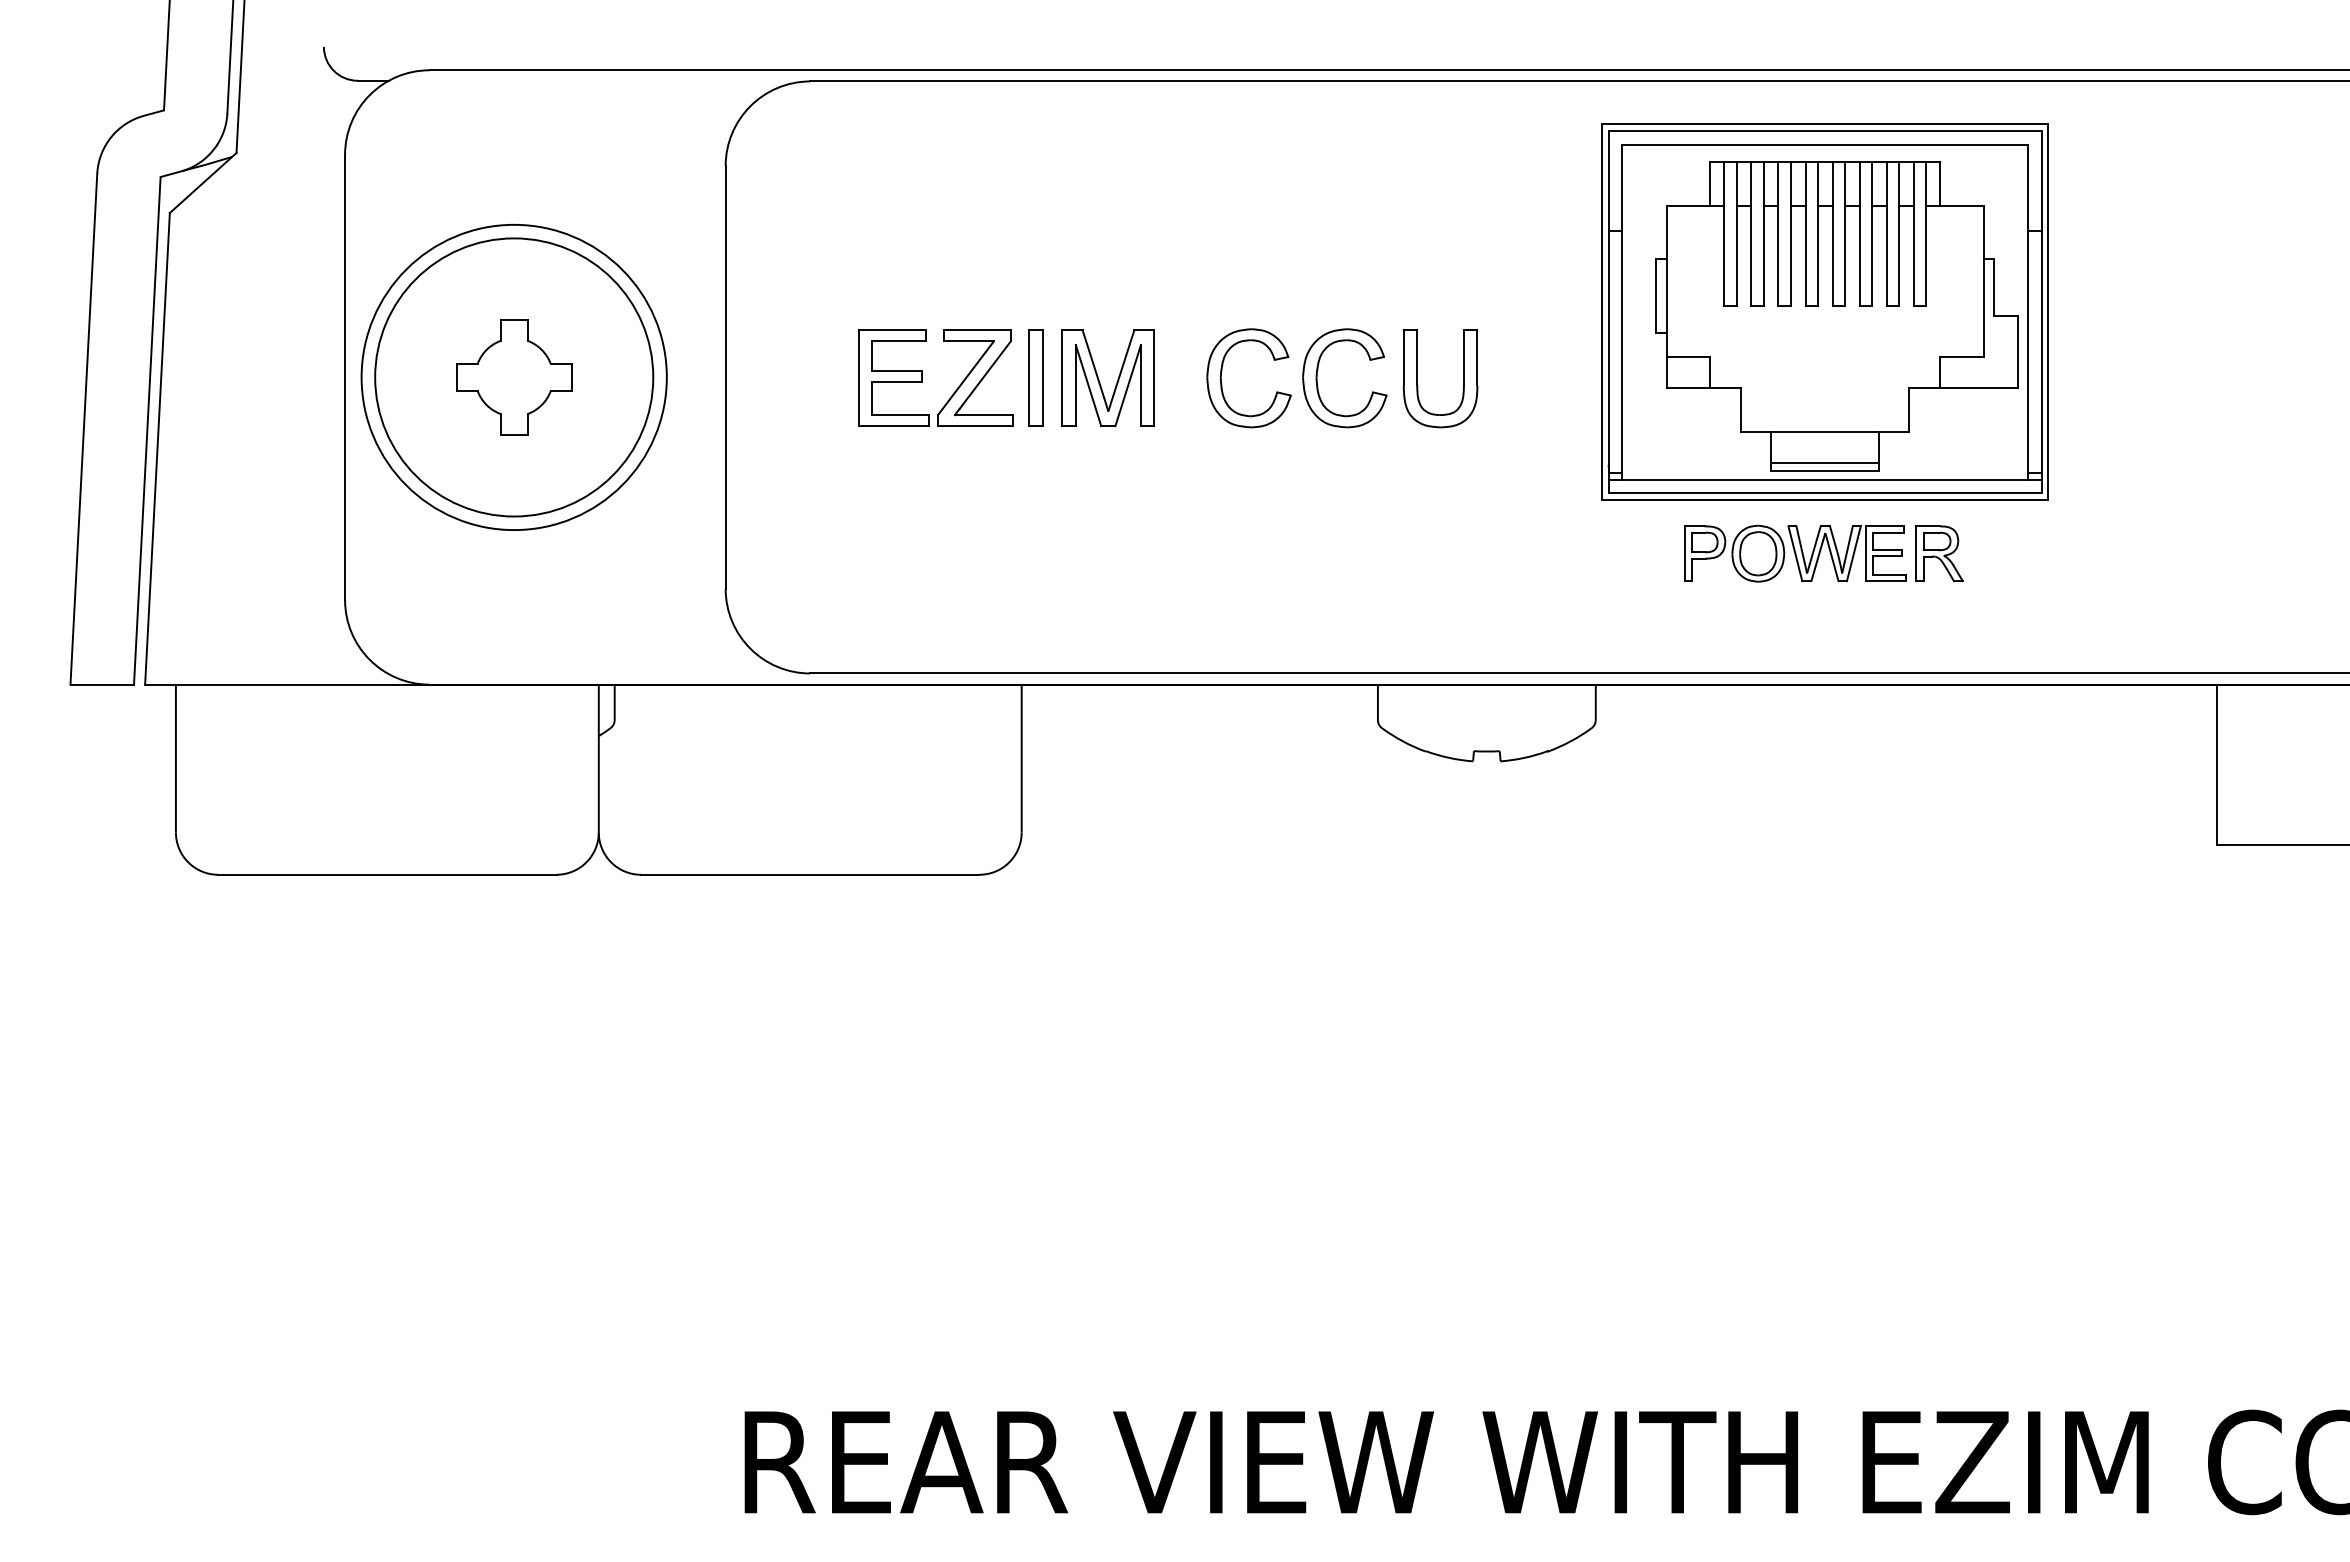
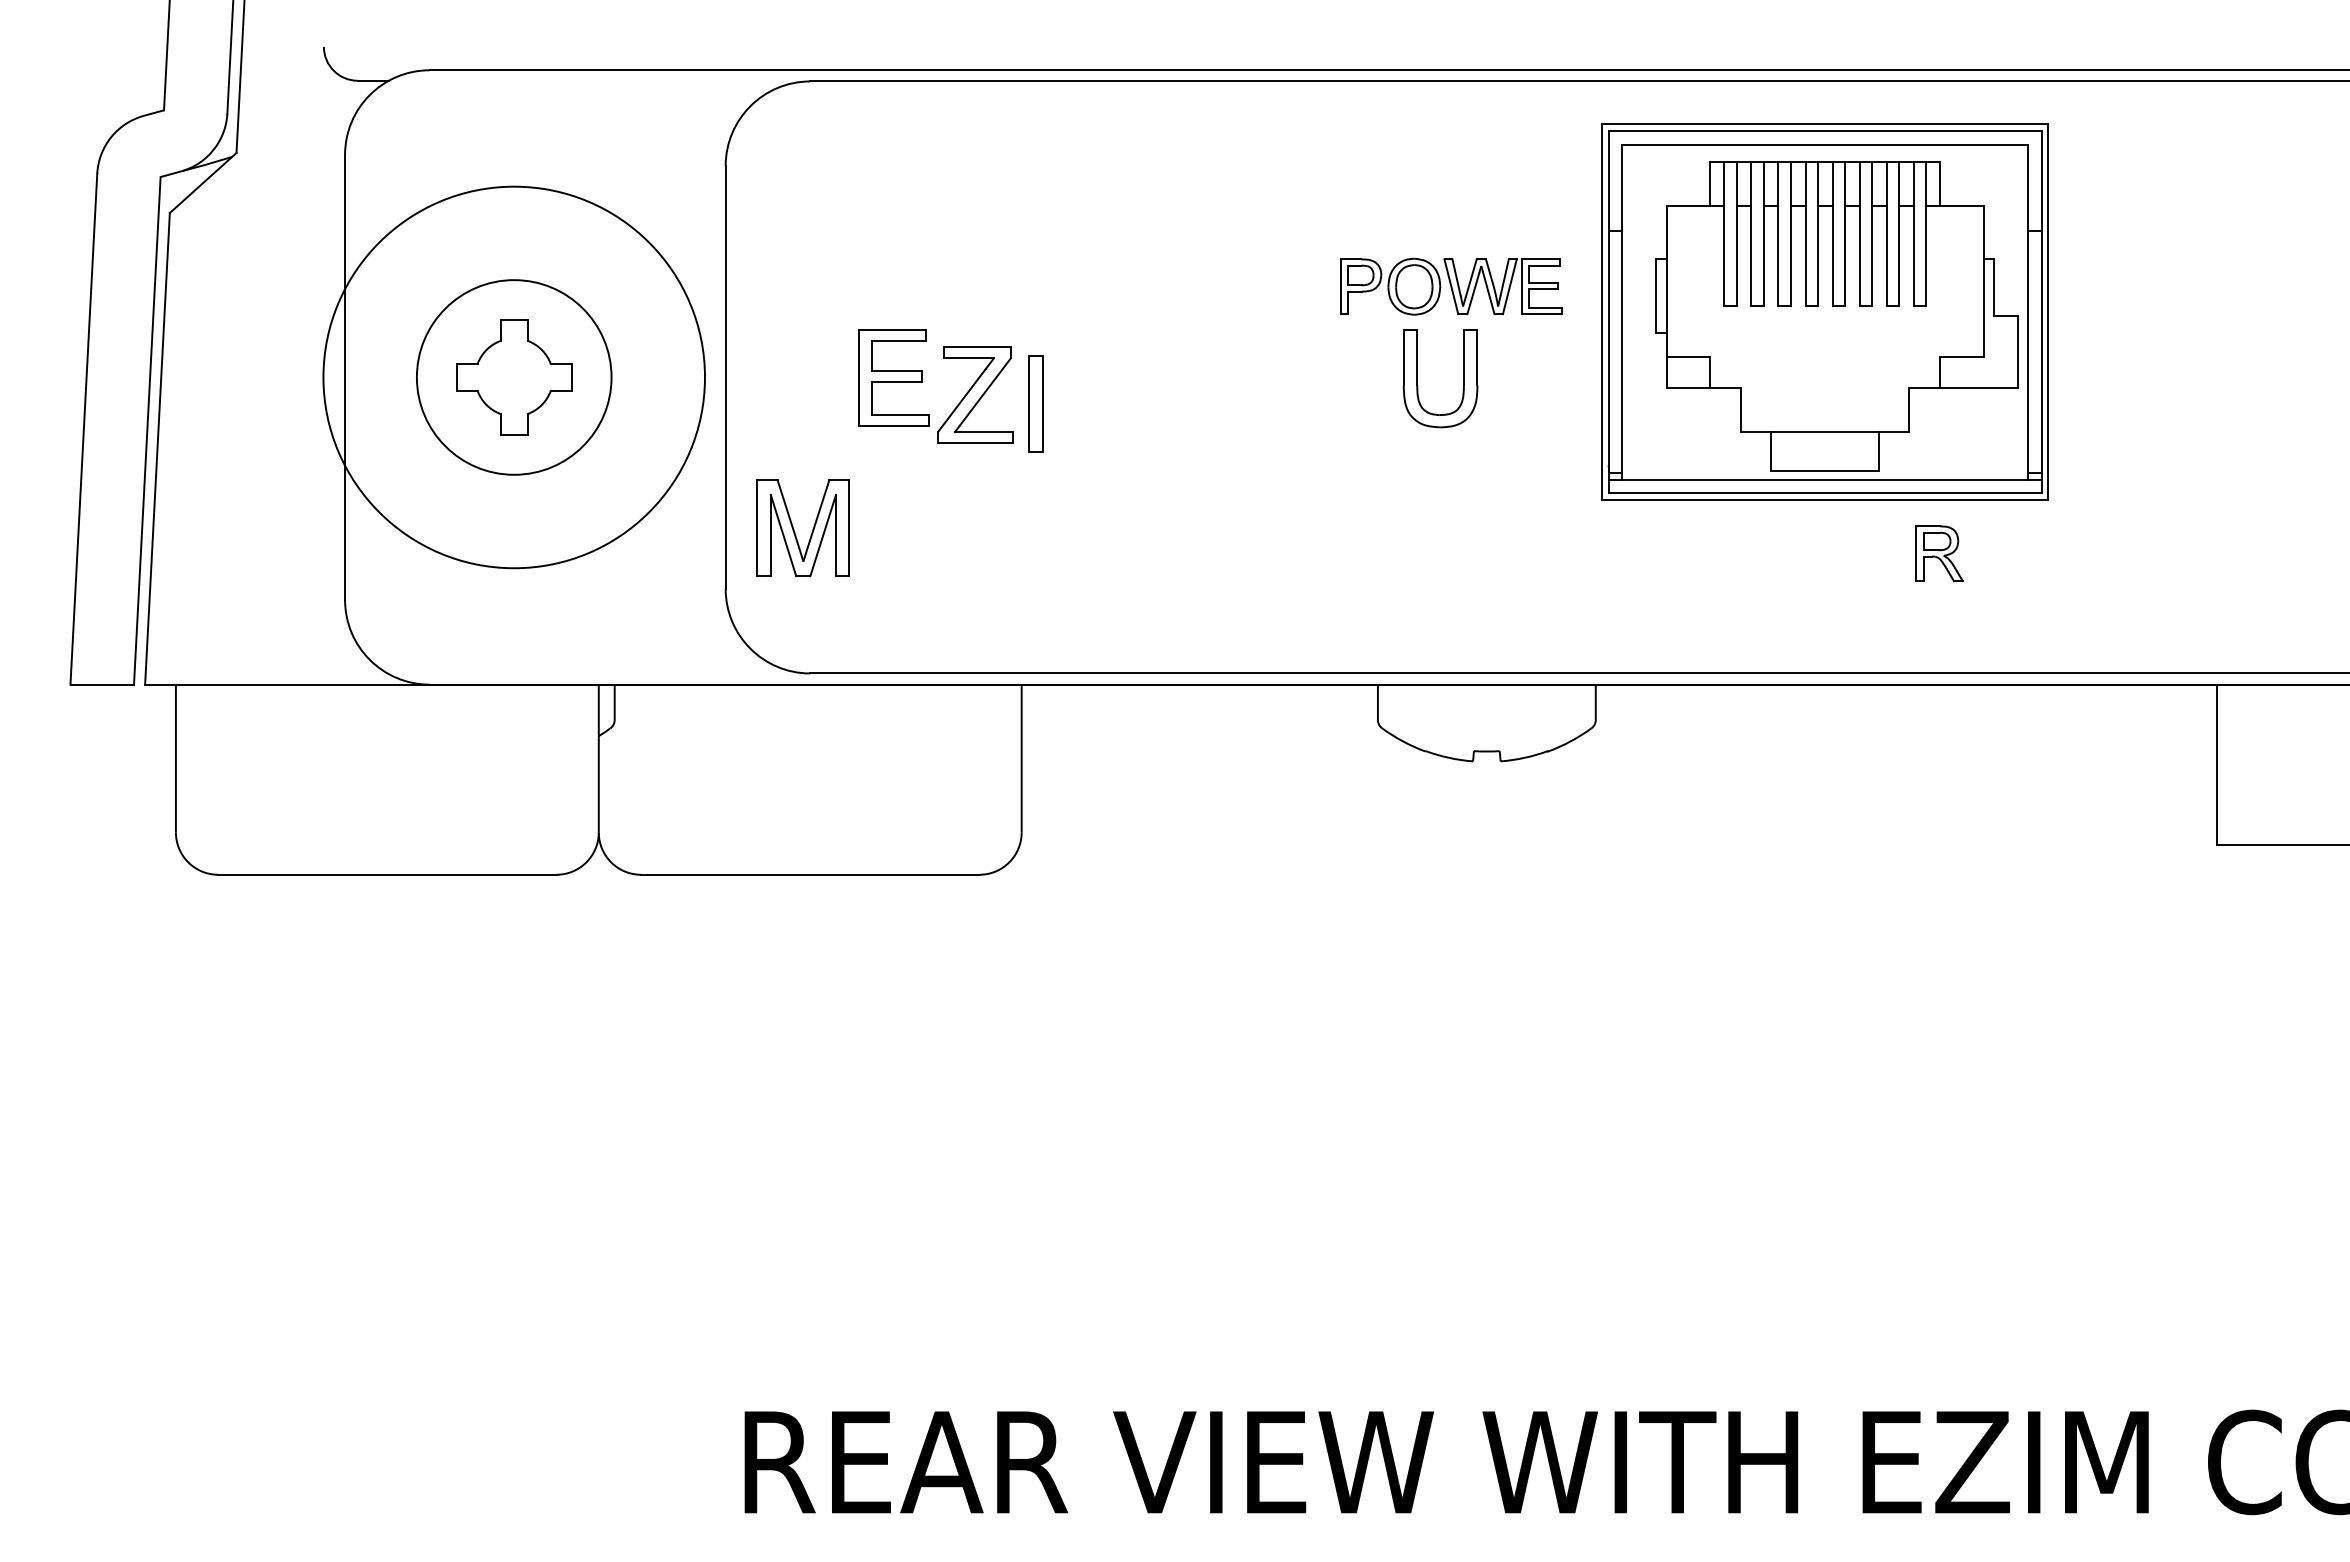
circle diameter: 305 px -> 382 px (514, 377)
circle diameter: 278 px -> 195 px (513, 377)
part position: (975, 377) -> (975, 394) (975, 394)
part position: (1035, 377) -> (1035, 403) (1035, 403)
part: present -> none (1317, 378)
part position: (1099, 379) -> (794, 529) (794, 529)
part: present -> none (1222, 383)
line: present -> none (1825, 462)
part position: (1795, 553) -> (1451, 286) (1451, 286)
